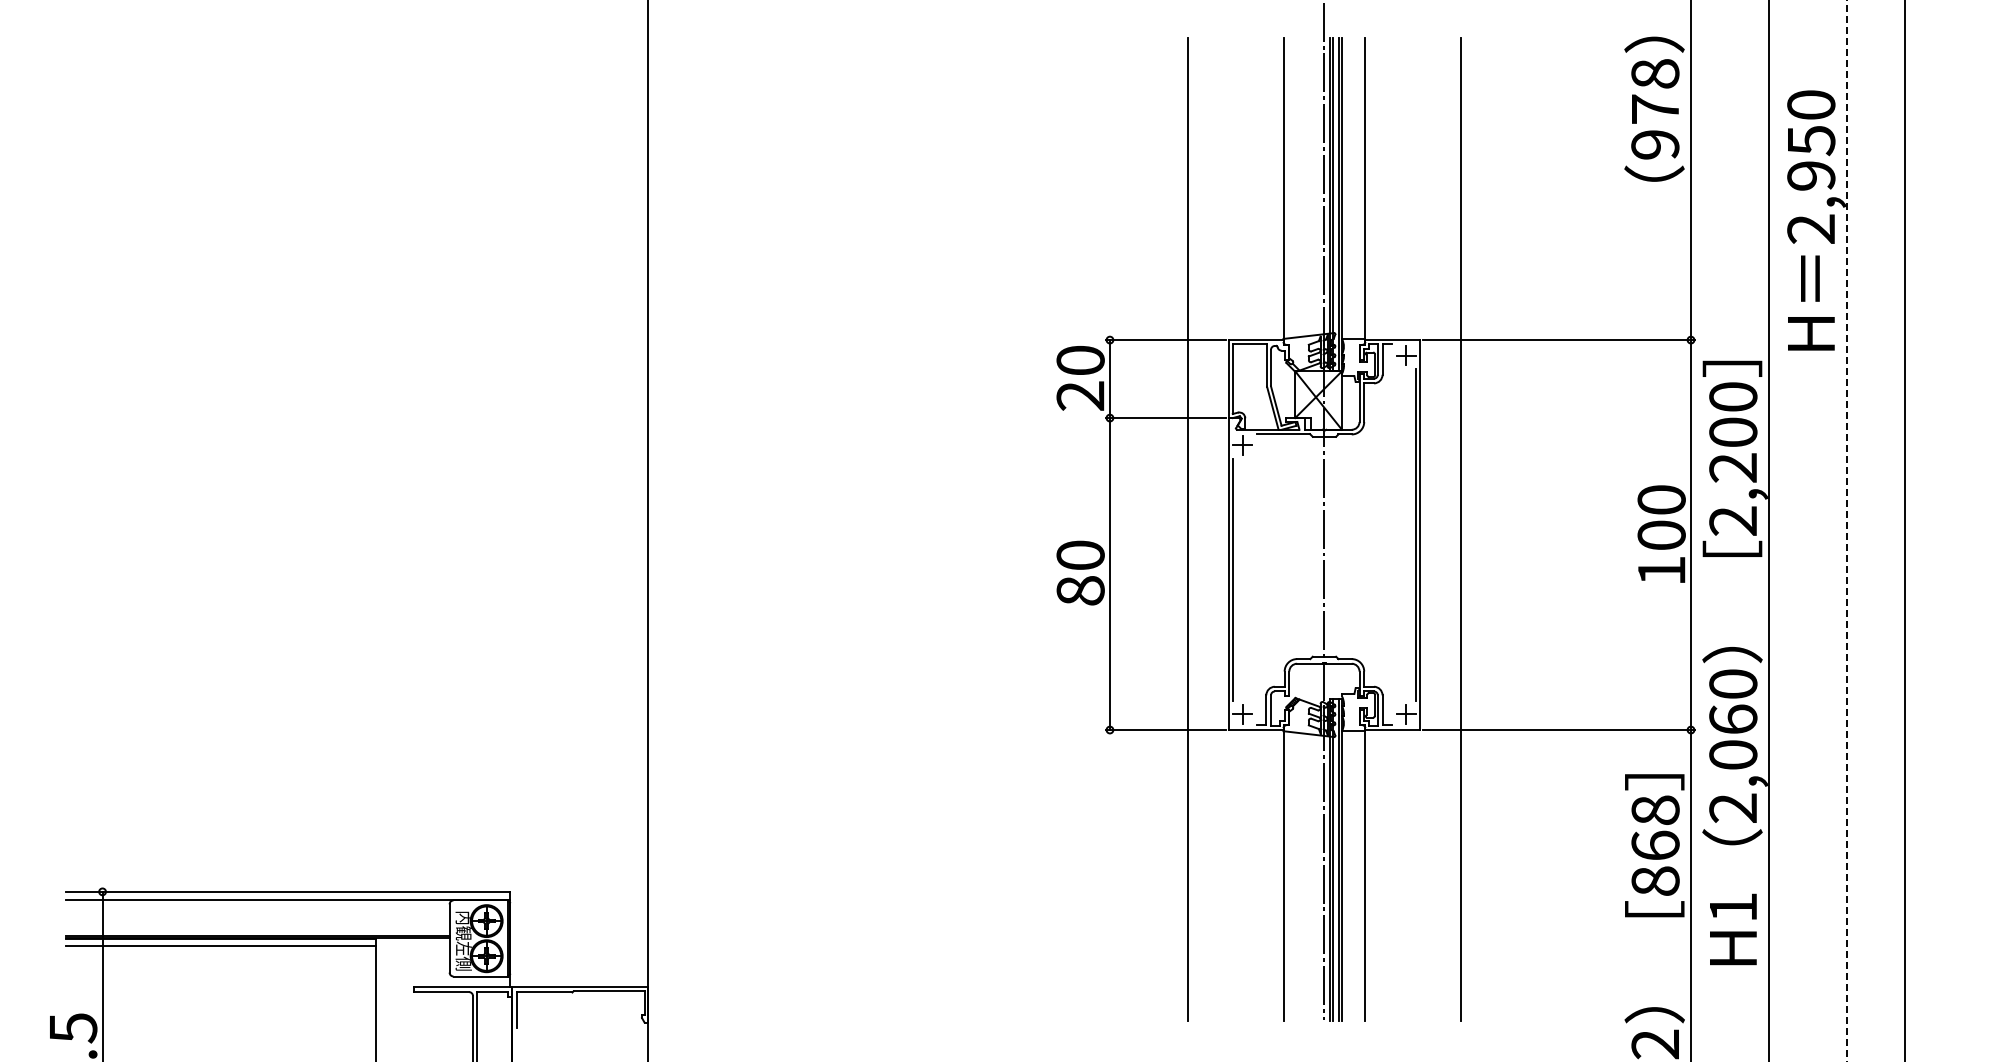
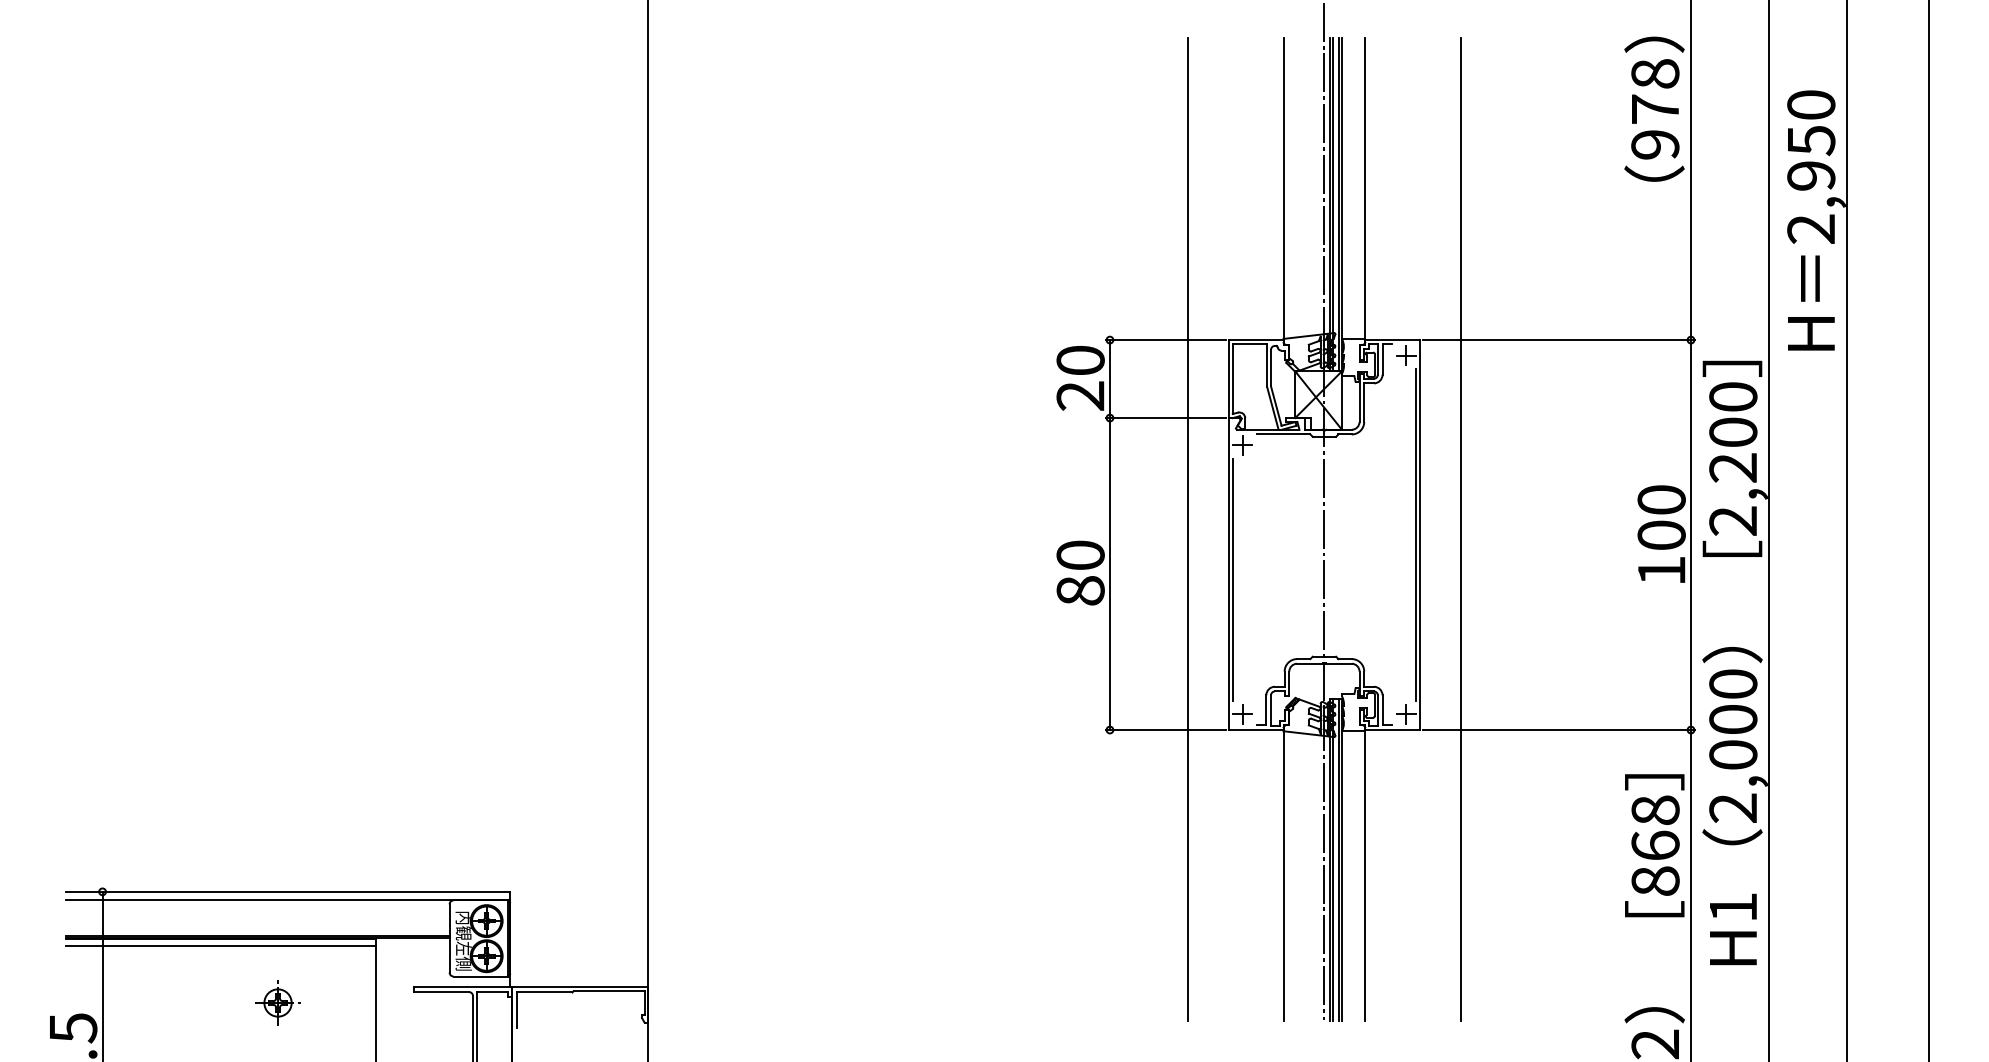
line position: (1905, 530) -> (1929, 530) (1929, 530)
line: dashed -> solid (1846, 531)
text: 2,060 -> 2,000 (1733, 718)
part: none -> present (277, 1002)
